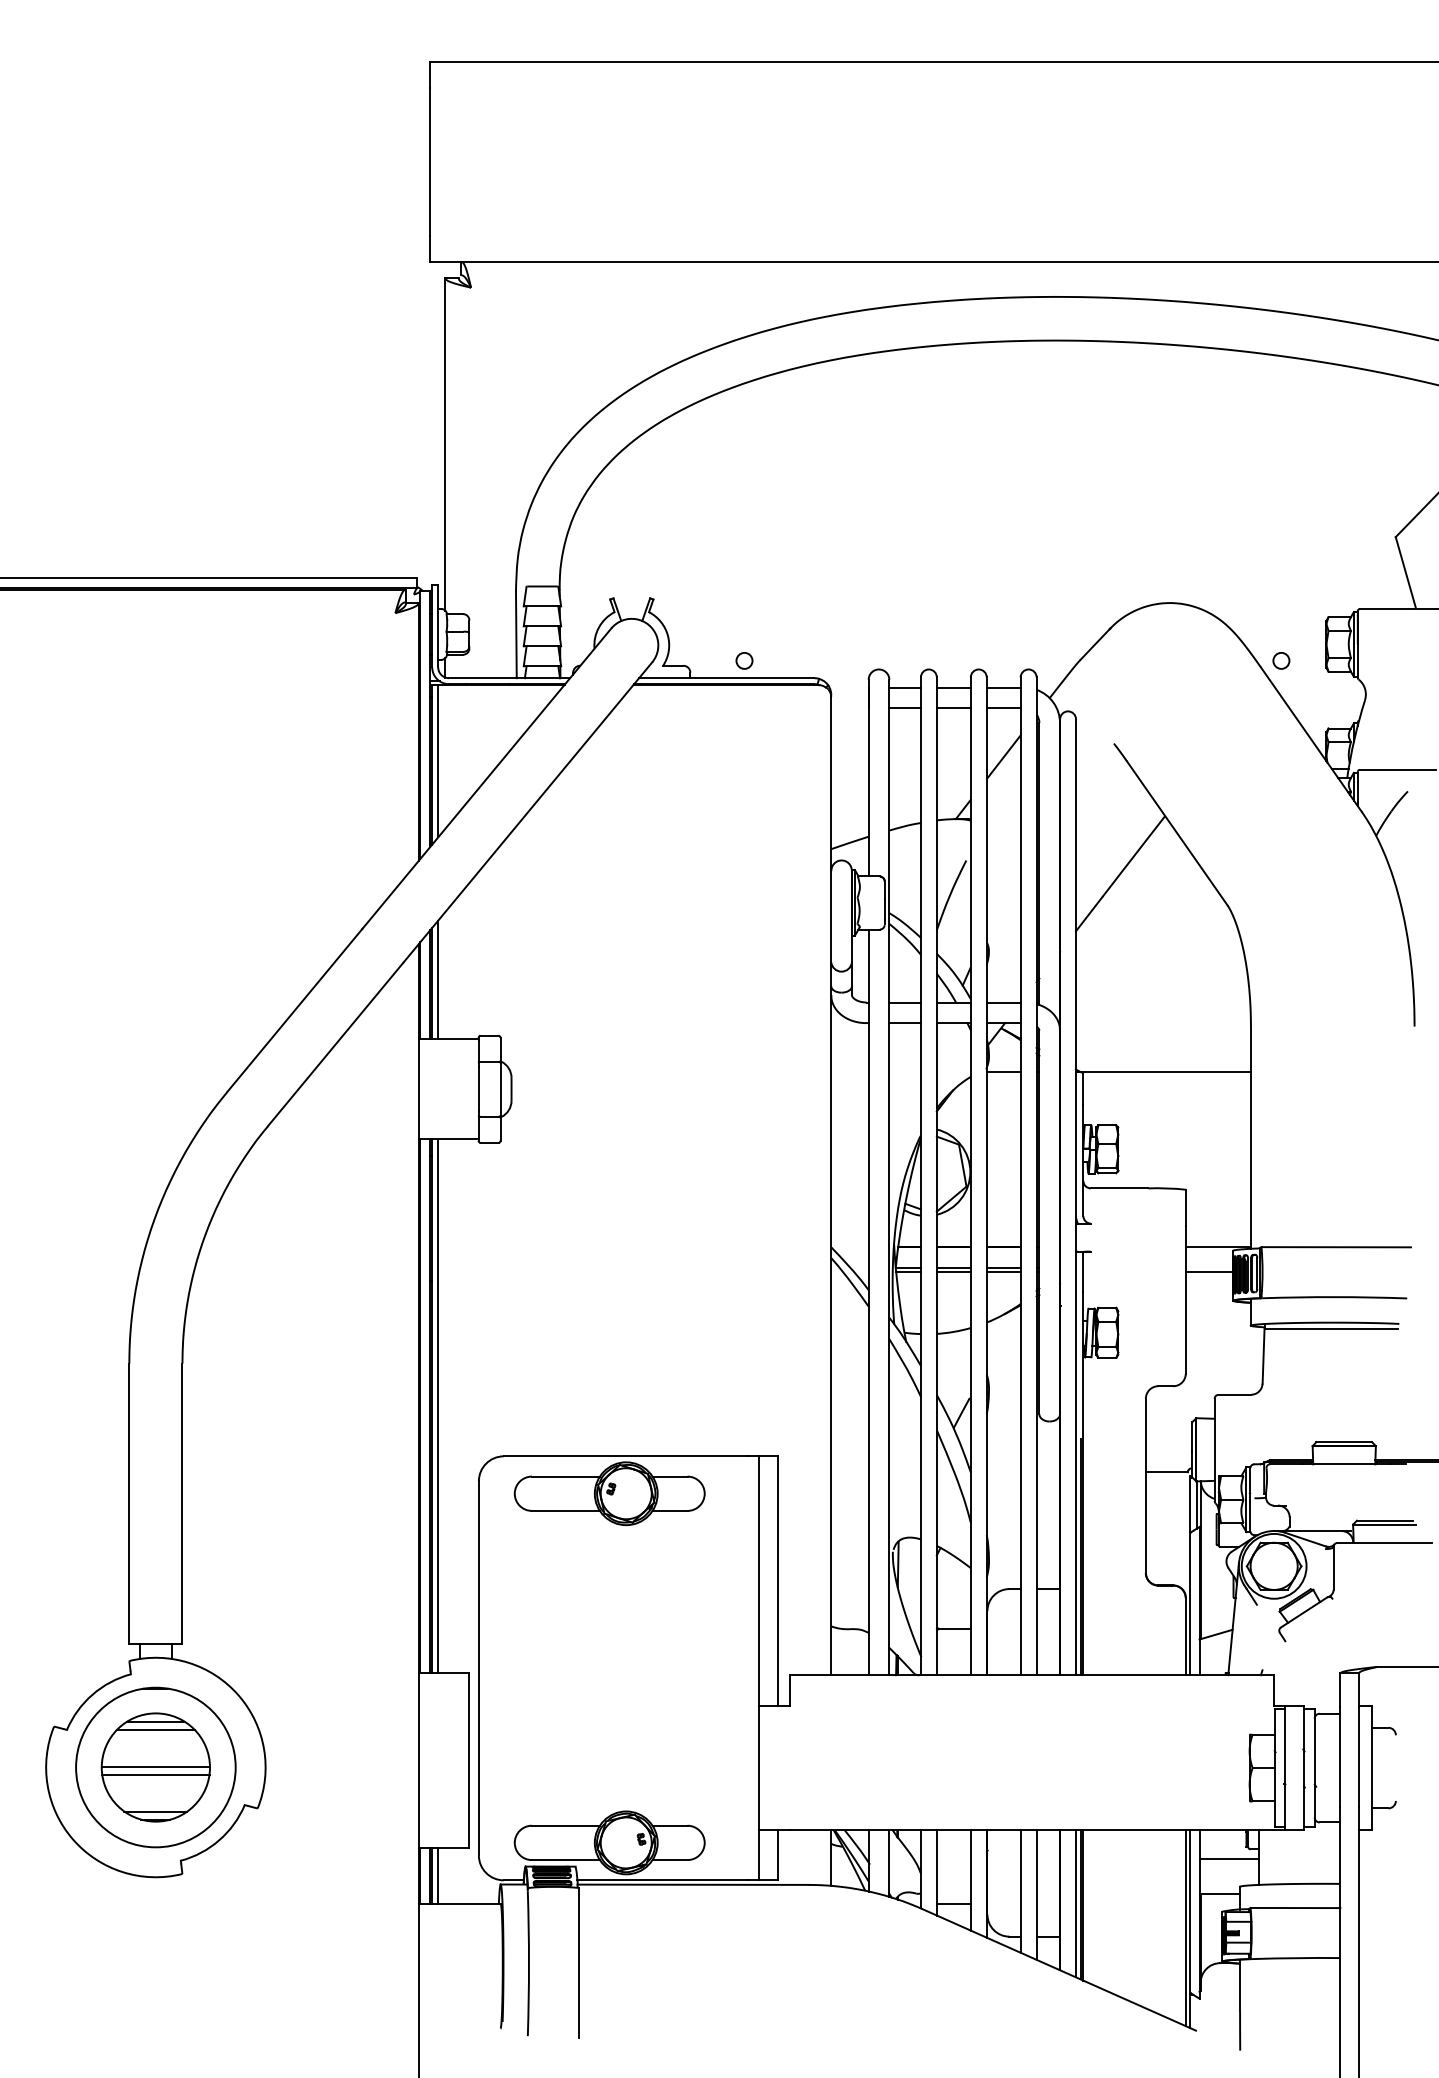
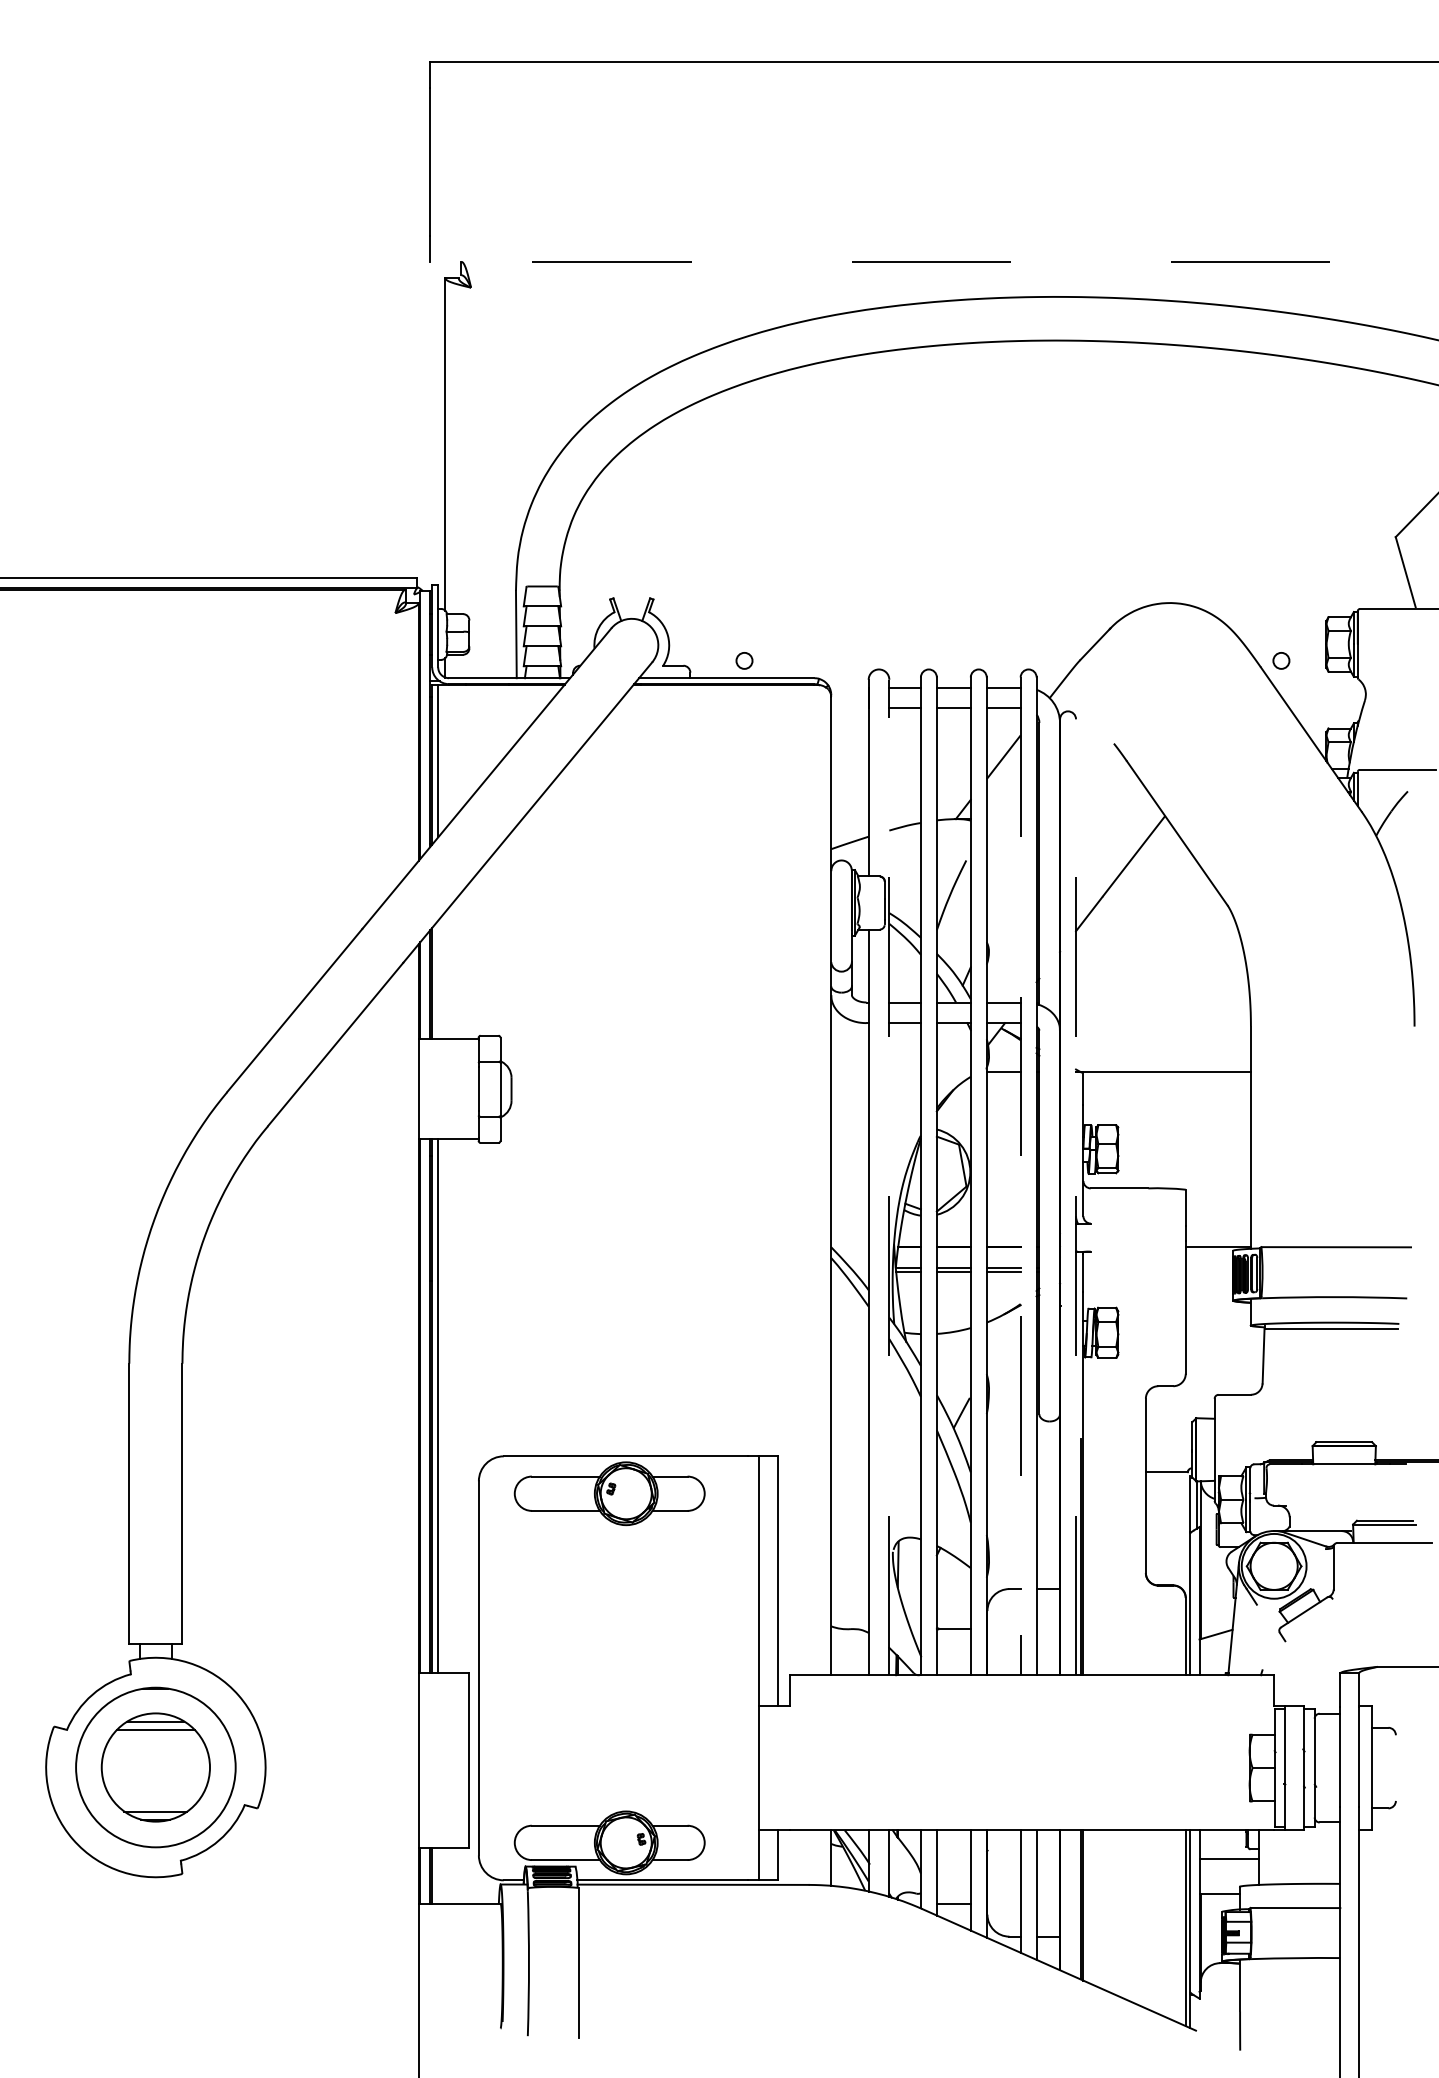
line: solid -> dashed (934, 261)
line: present -> none (438, 979)
line: solid -> dashed (1020, 1176)
line: solid -> dashed (889, 1177)
line: solid -> dashed (1076, 1197)
line: present -> none (1209, 1271)
line: present -> none (155, 1766)
line: present -> none (155, 1774)
line: present -> none (438, 1875)
line: present -> none (1076, 1903)
